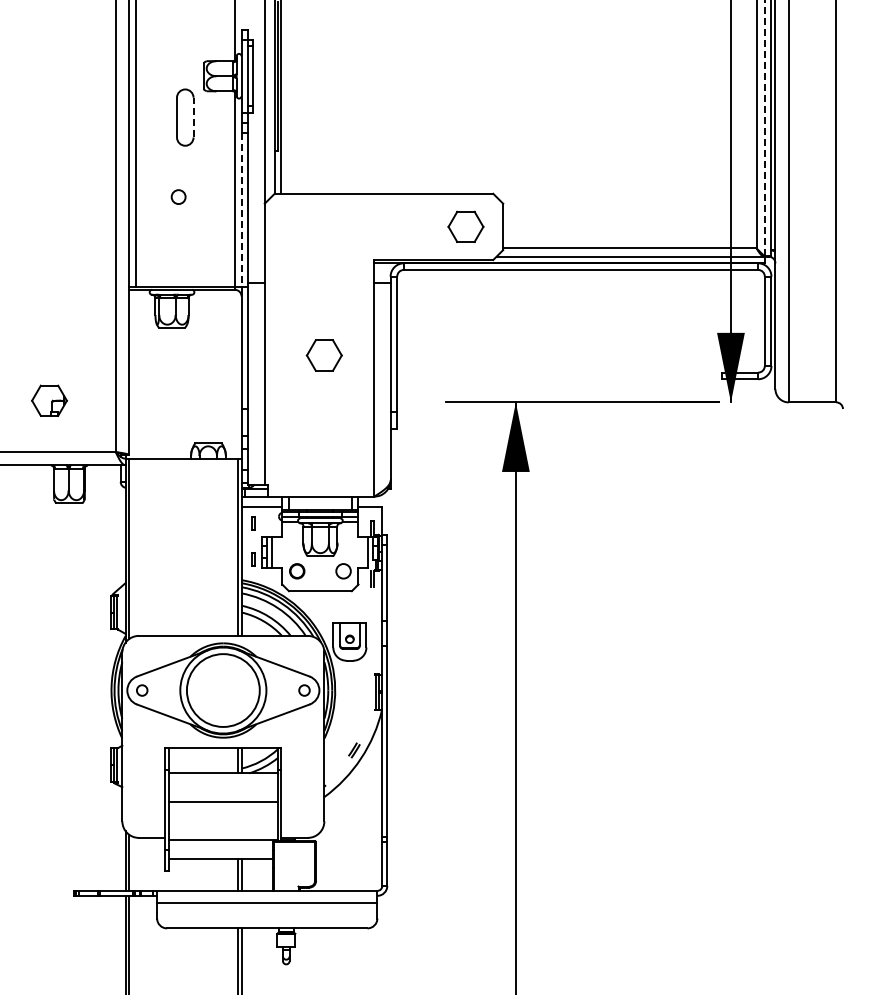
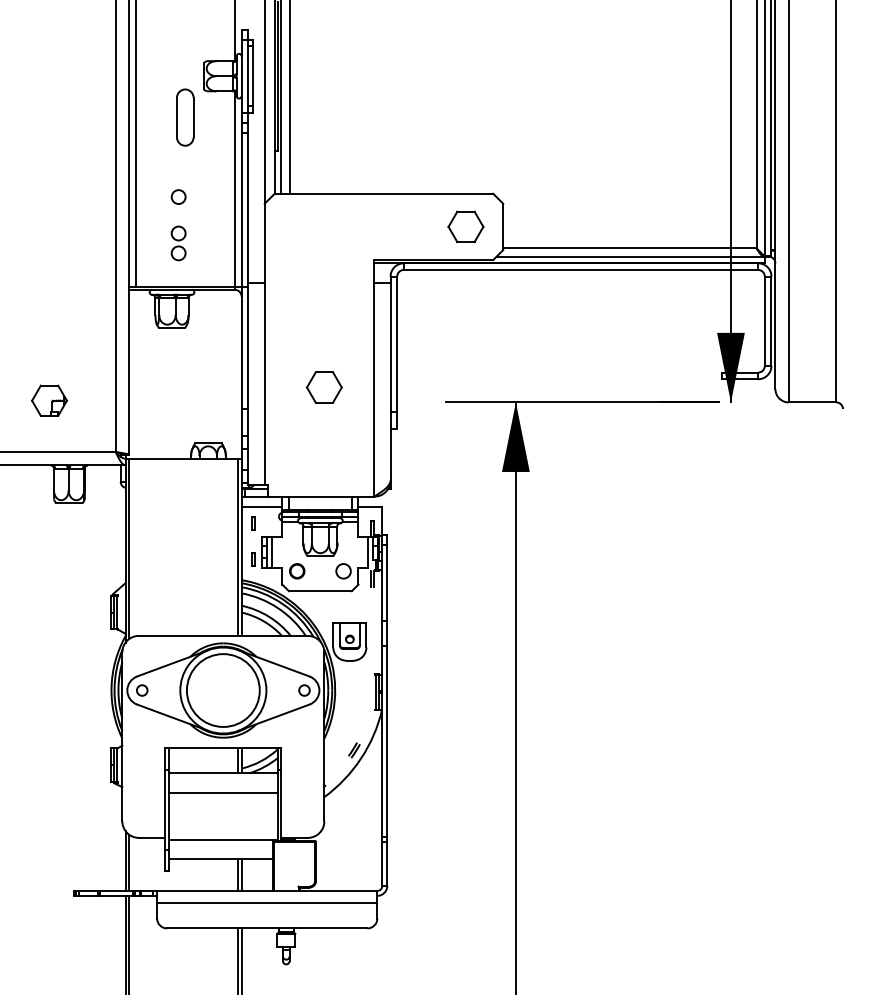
line: none -> present (289, 97)
line: dashed -> solid (193, 117)
line: dashed -> solid (764, 128)
line: dashed -> solid (241, 209)
part: none -> present (178, 243)
part position: (323, 355) -> (323, 387) (323, 387)
line position: (223, 802) -> (223, 793) (223, 793)
